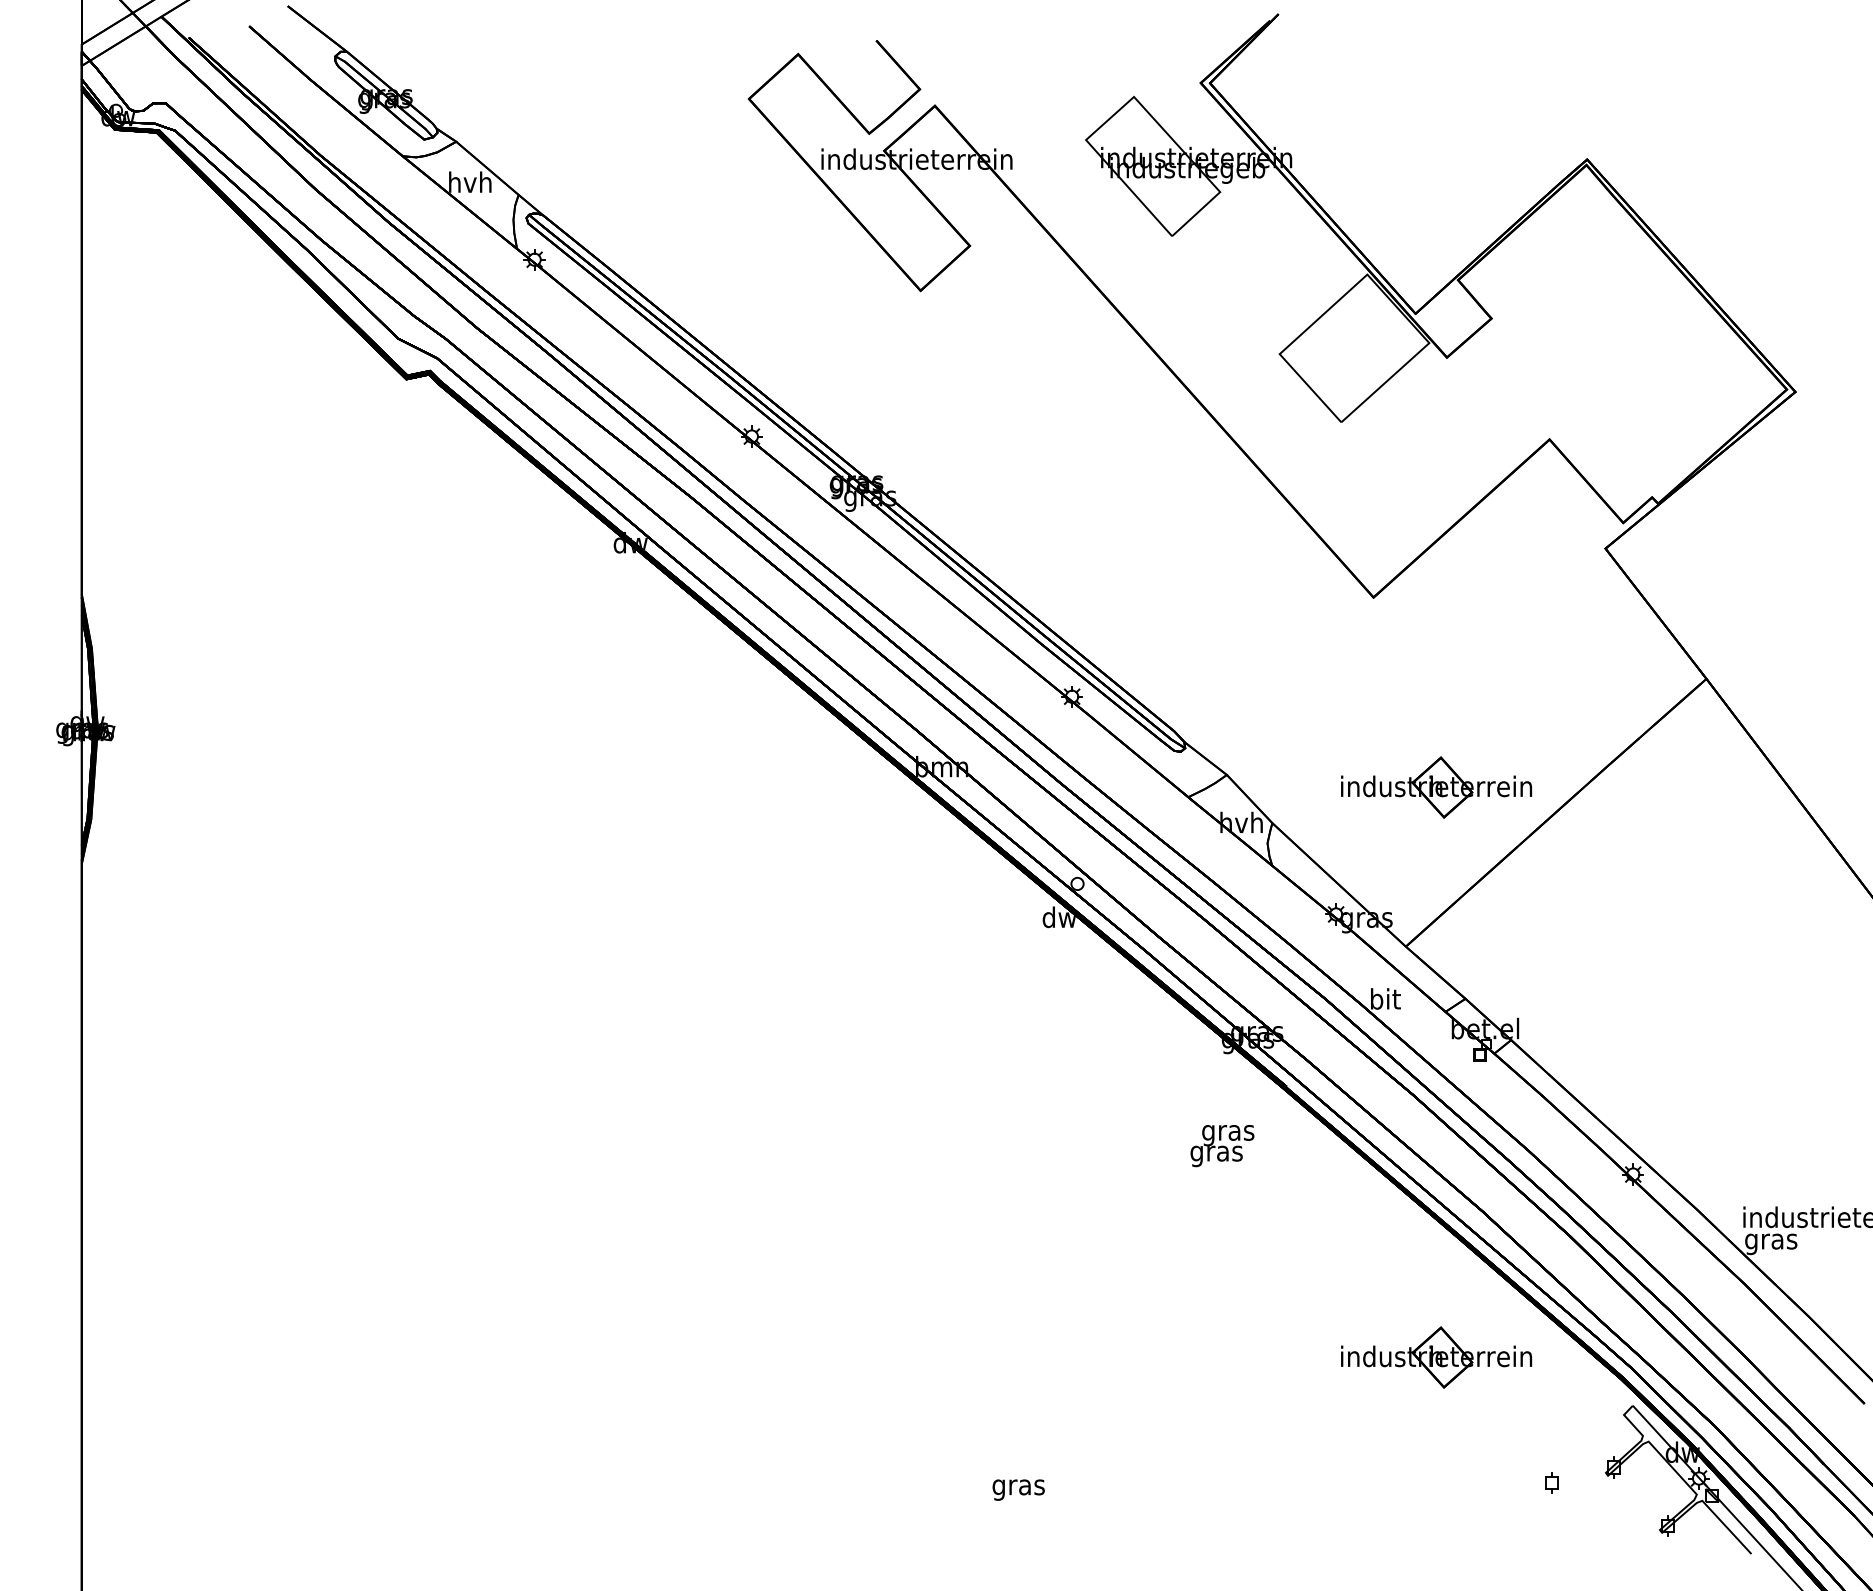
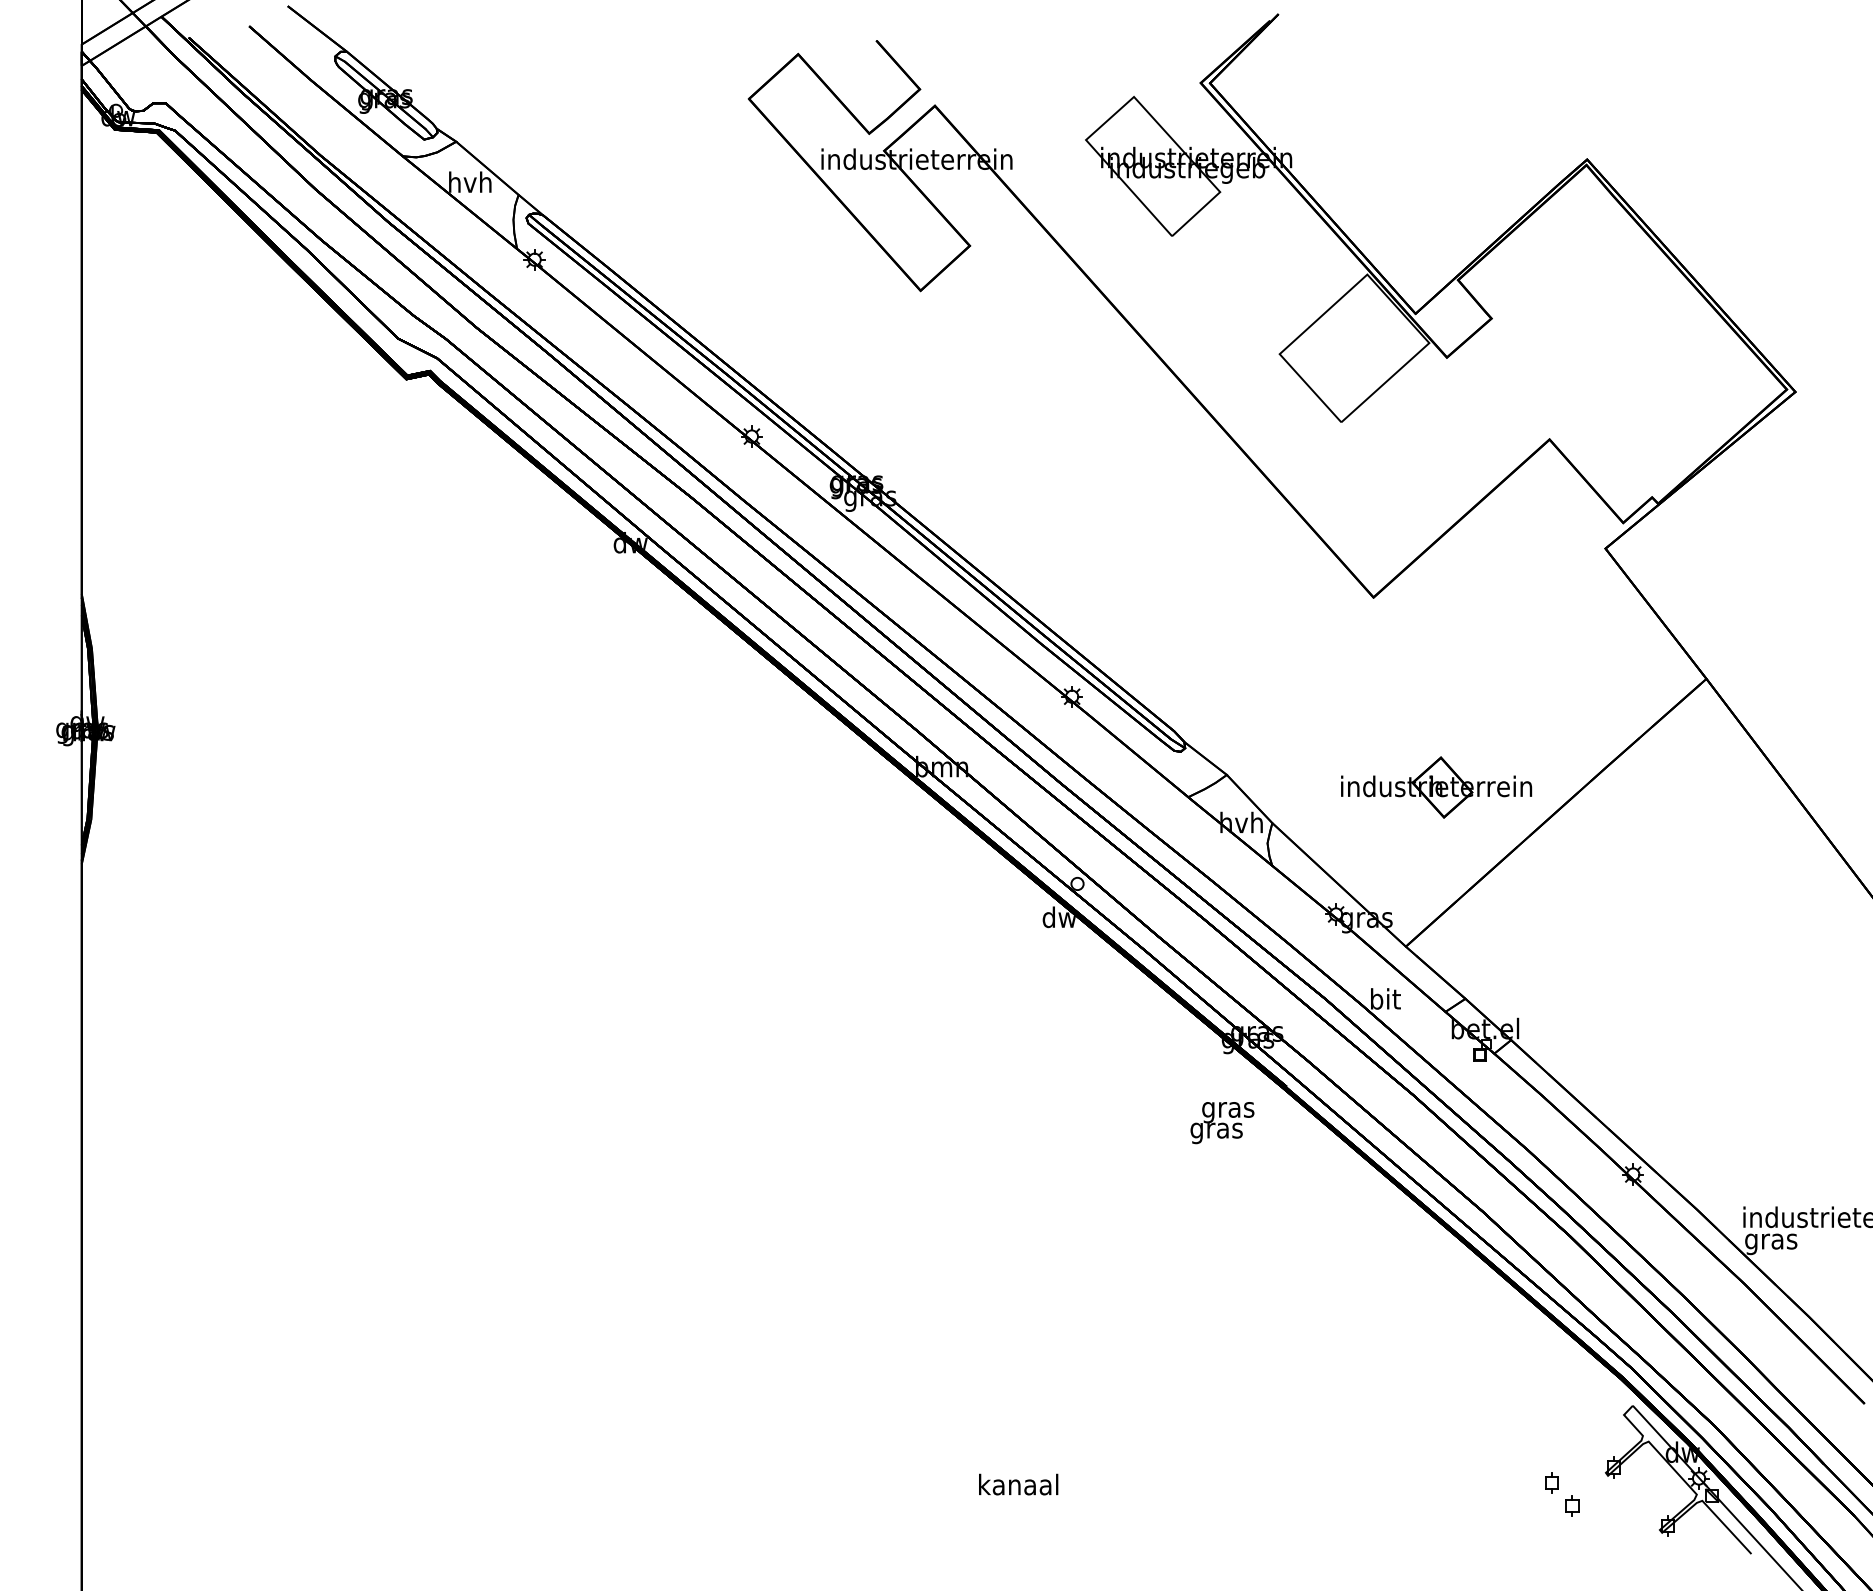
text position: (1222, 1146) -> (1222, 1123) (1222, 1123)
part: present -> none (1436, 1357)
text: gras -> kanaal (1018, 1486)
part: none -> present (1572, 1505)
